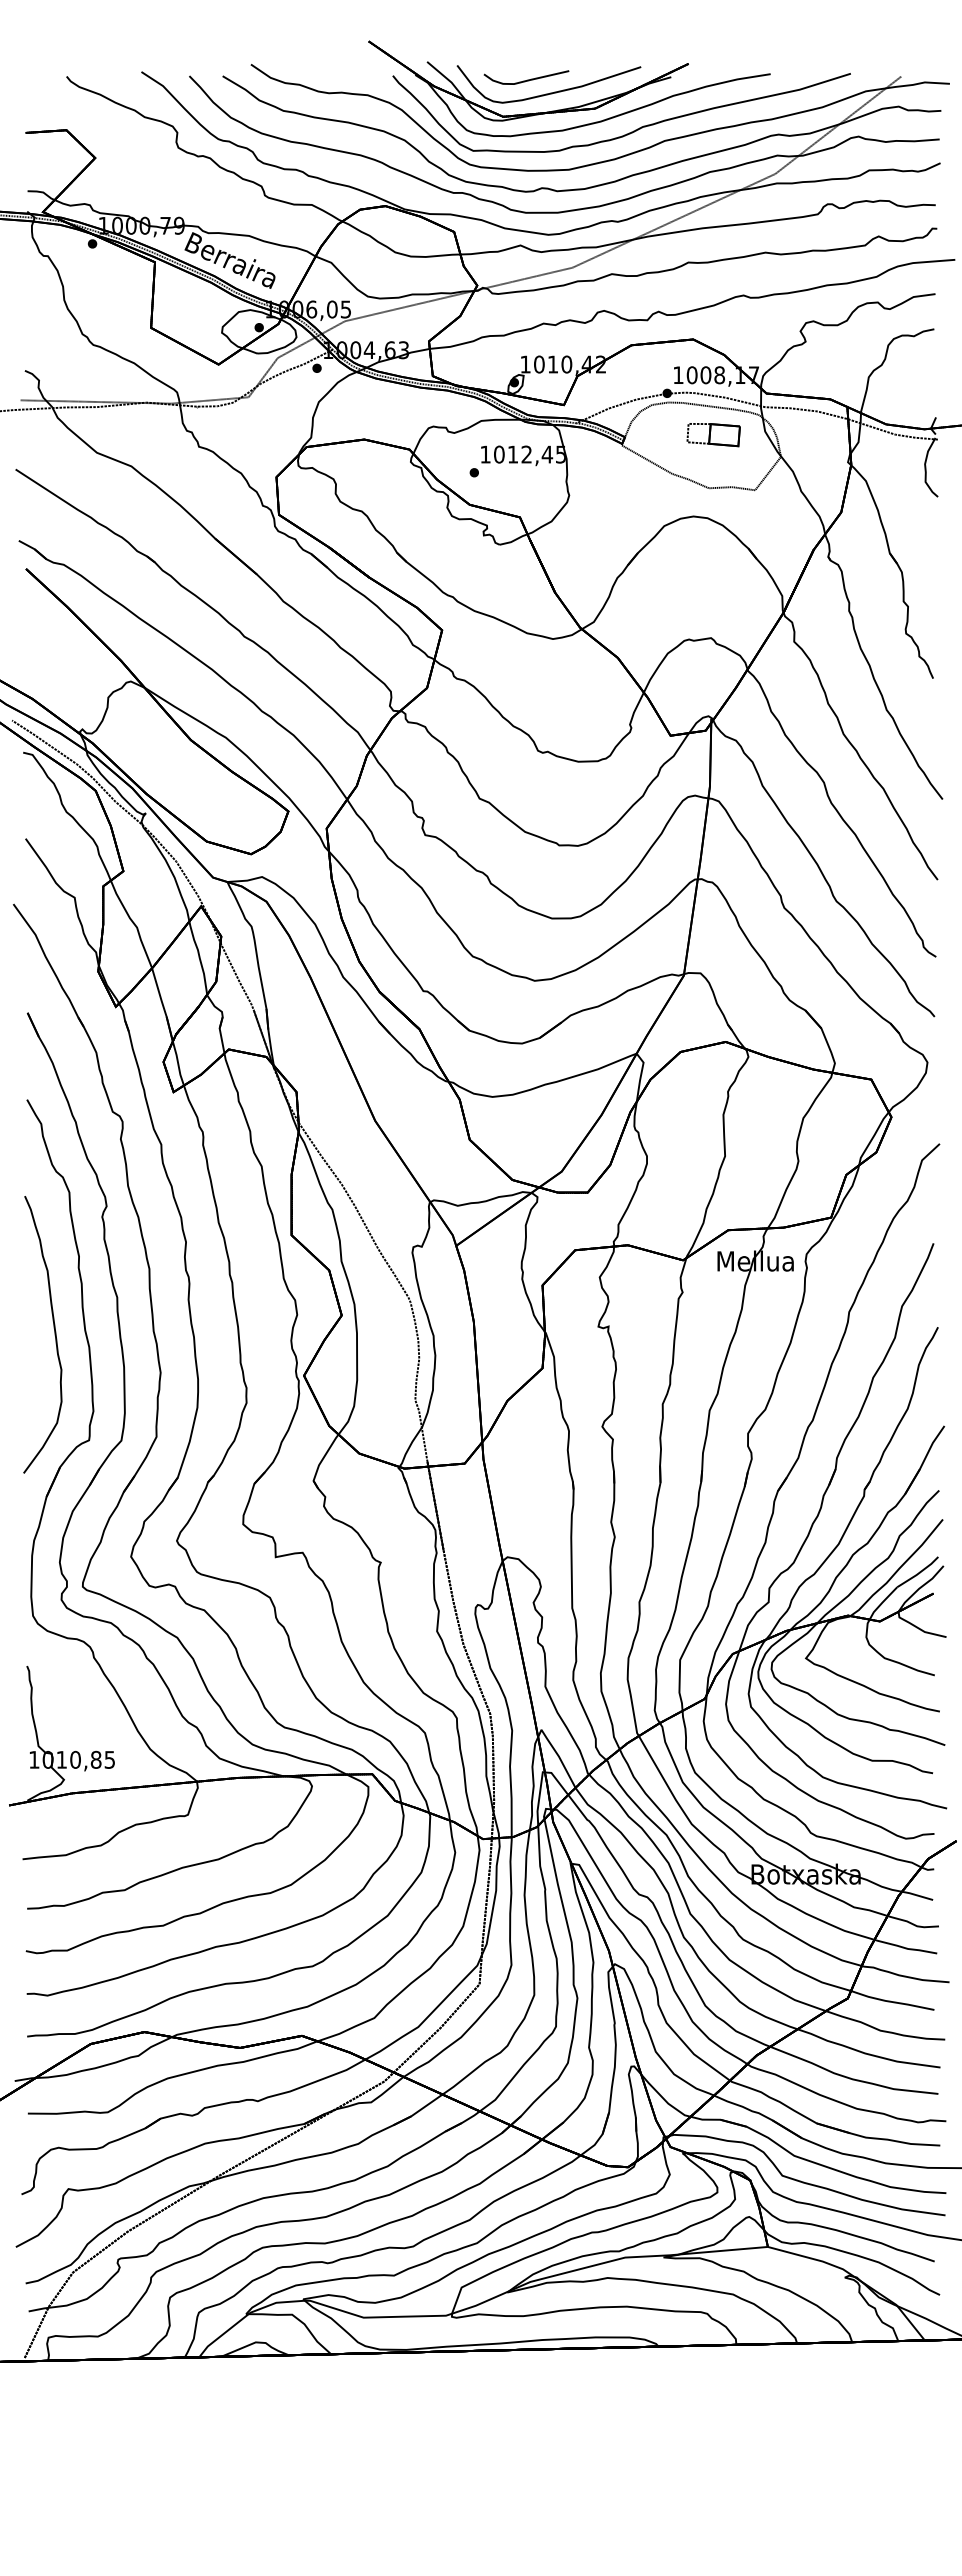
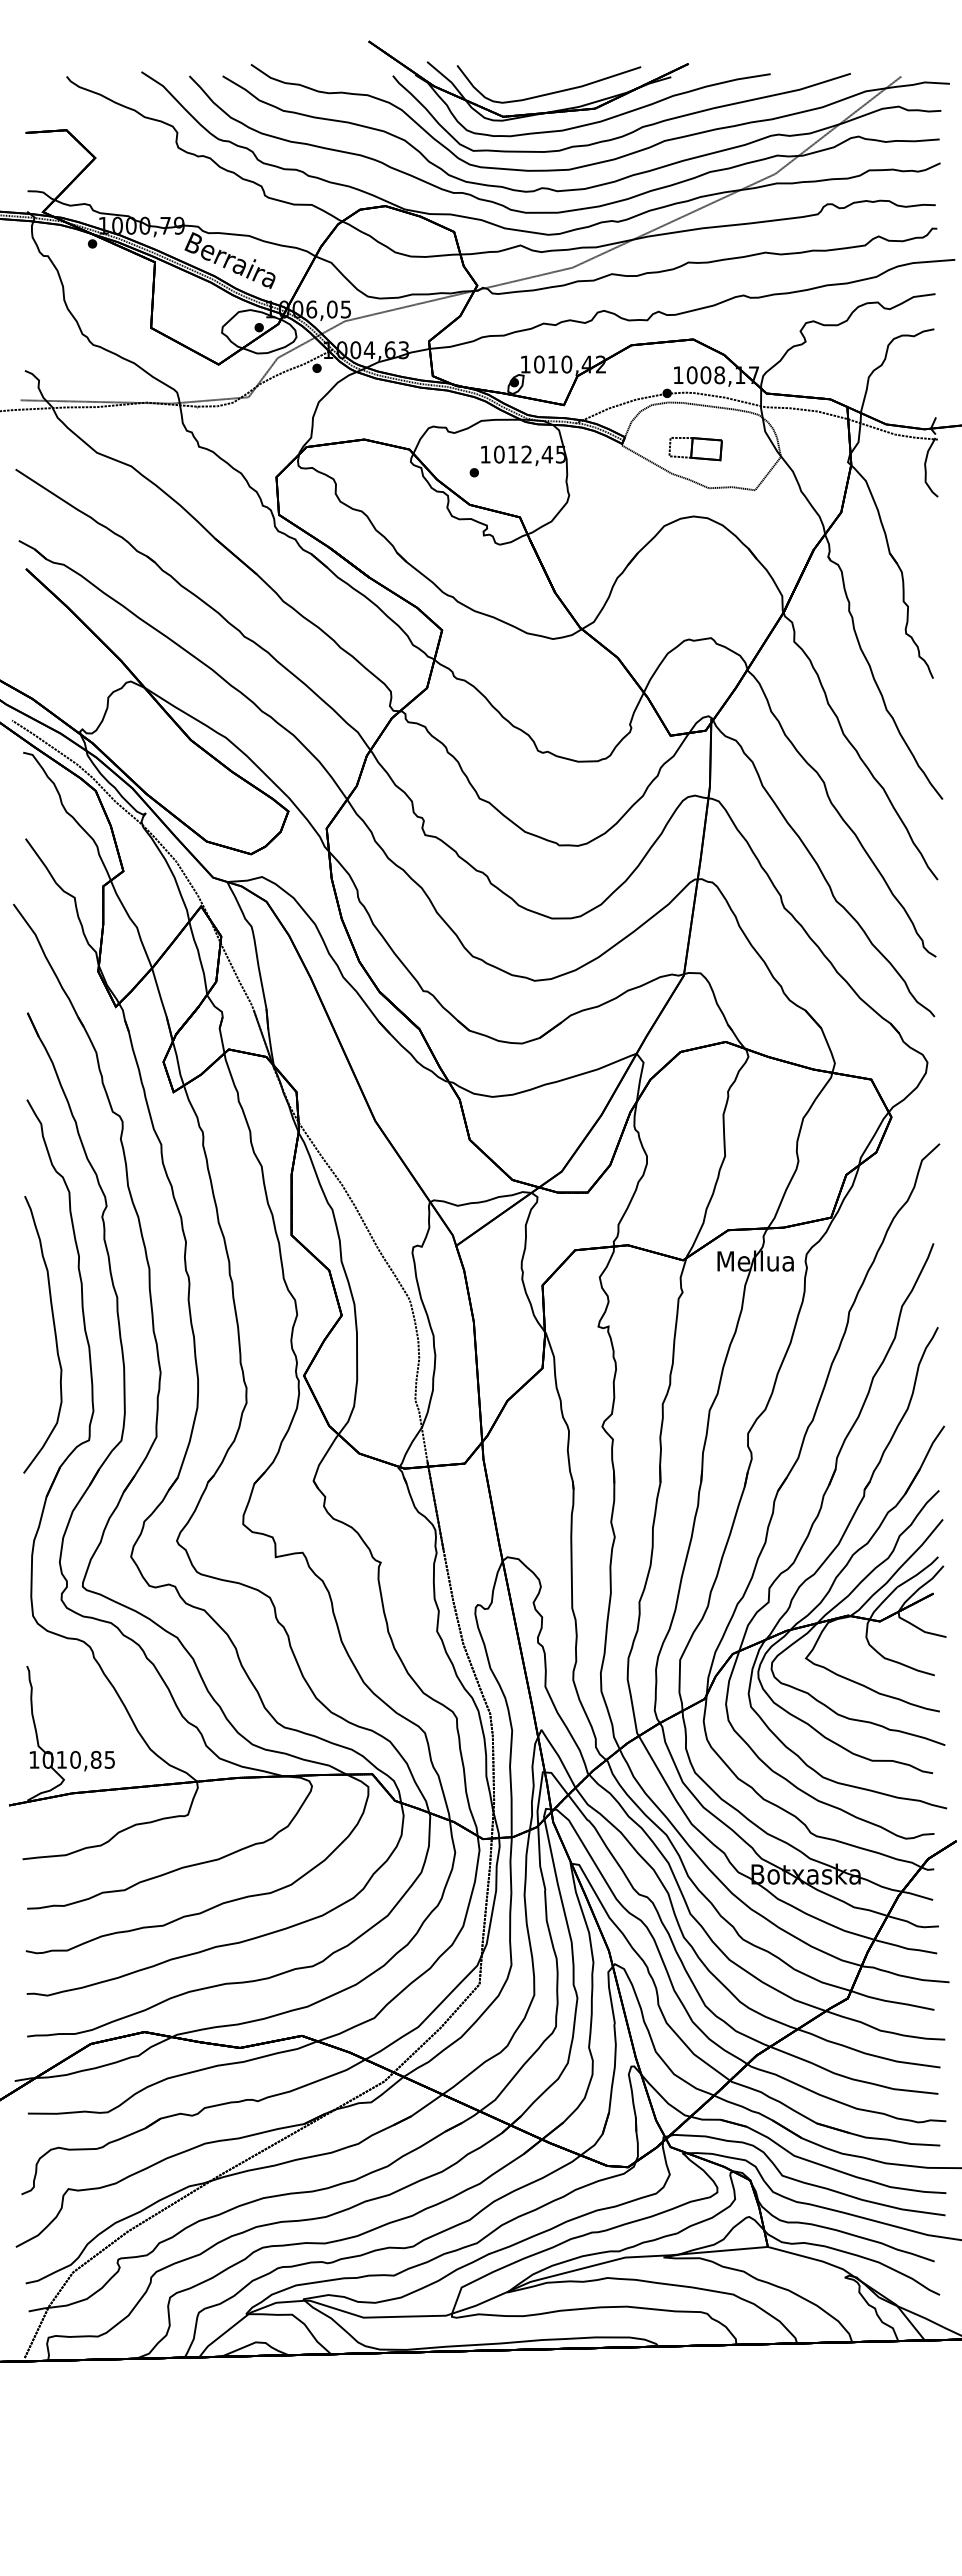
part: present -> none (526, 77)
part position: (713, 435) -> (695, 449) (695, 449)
